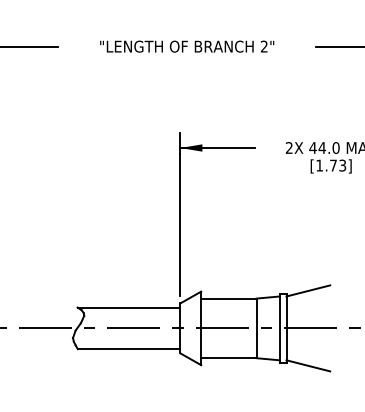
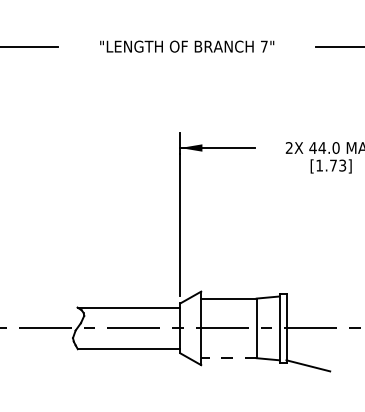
text: 2" -> 7" (263, 46)
line: present -> none (308, 290)
line: solid -> dashed (228, 358)
